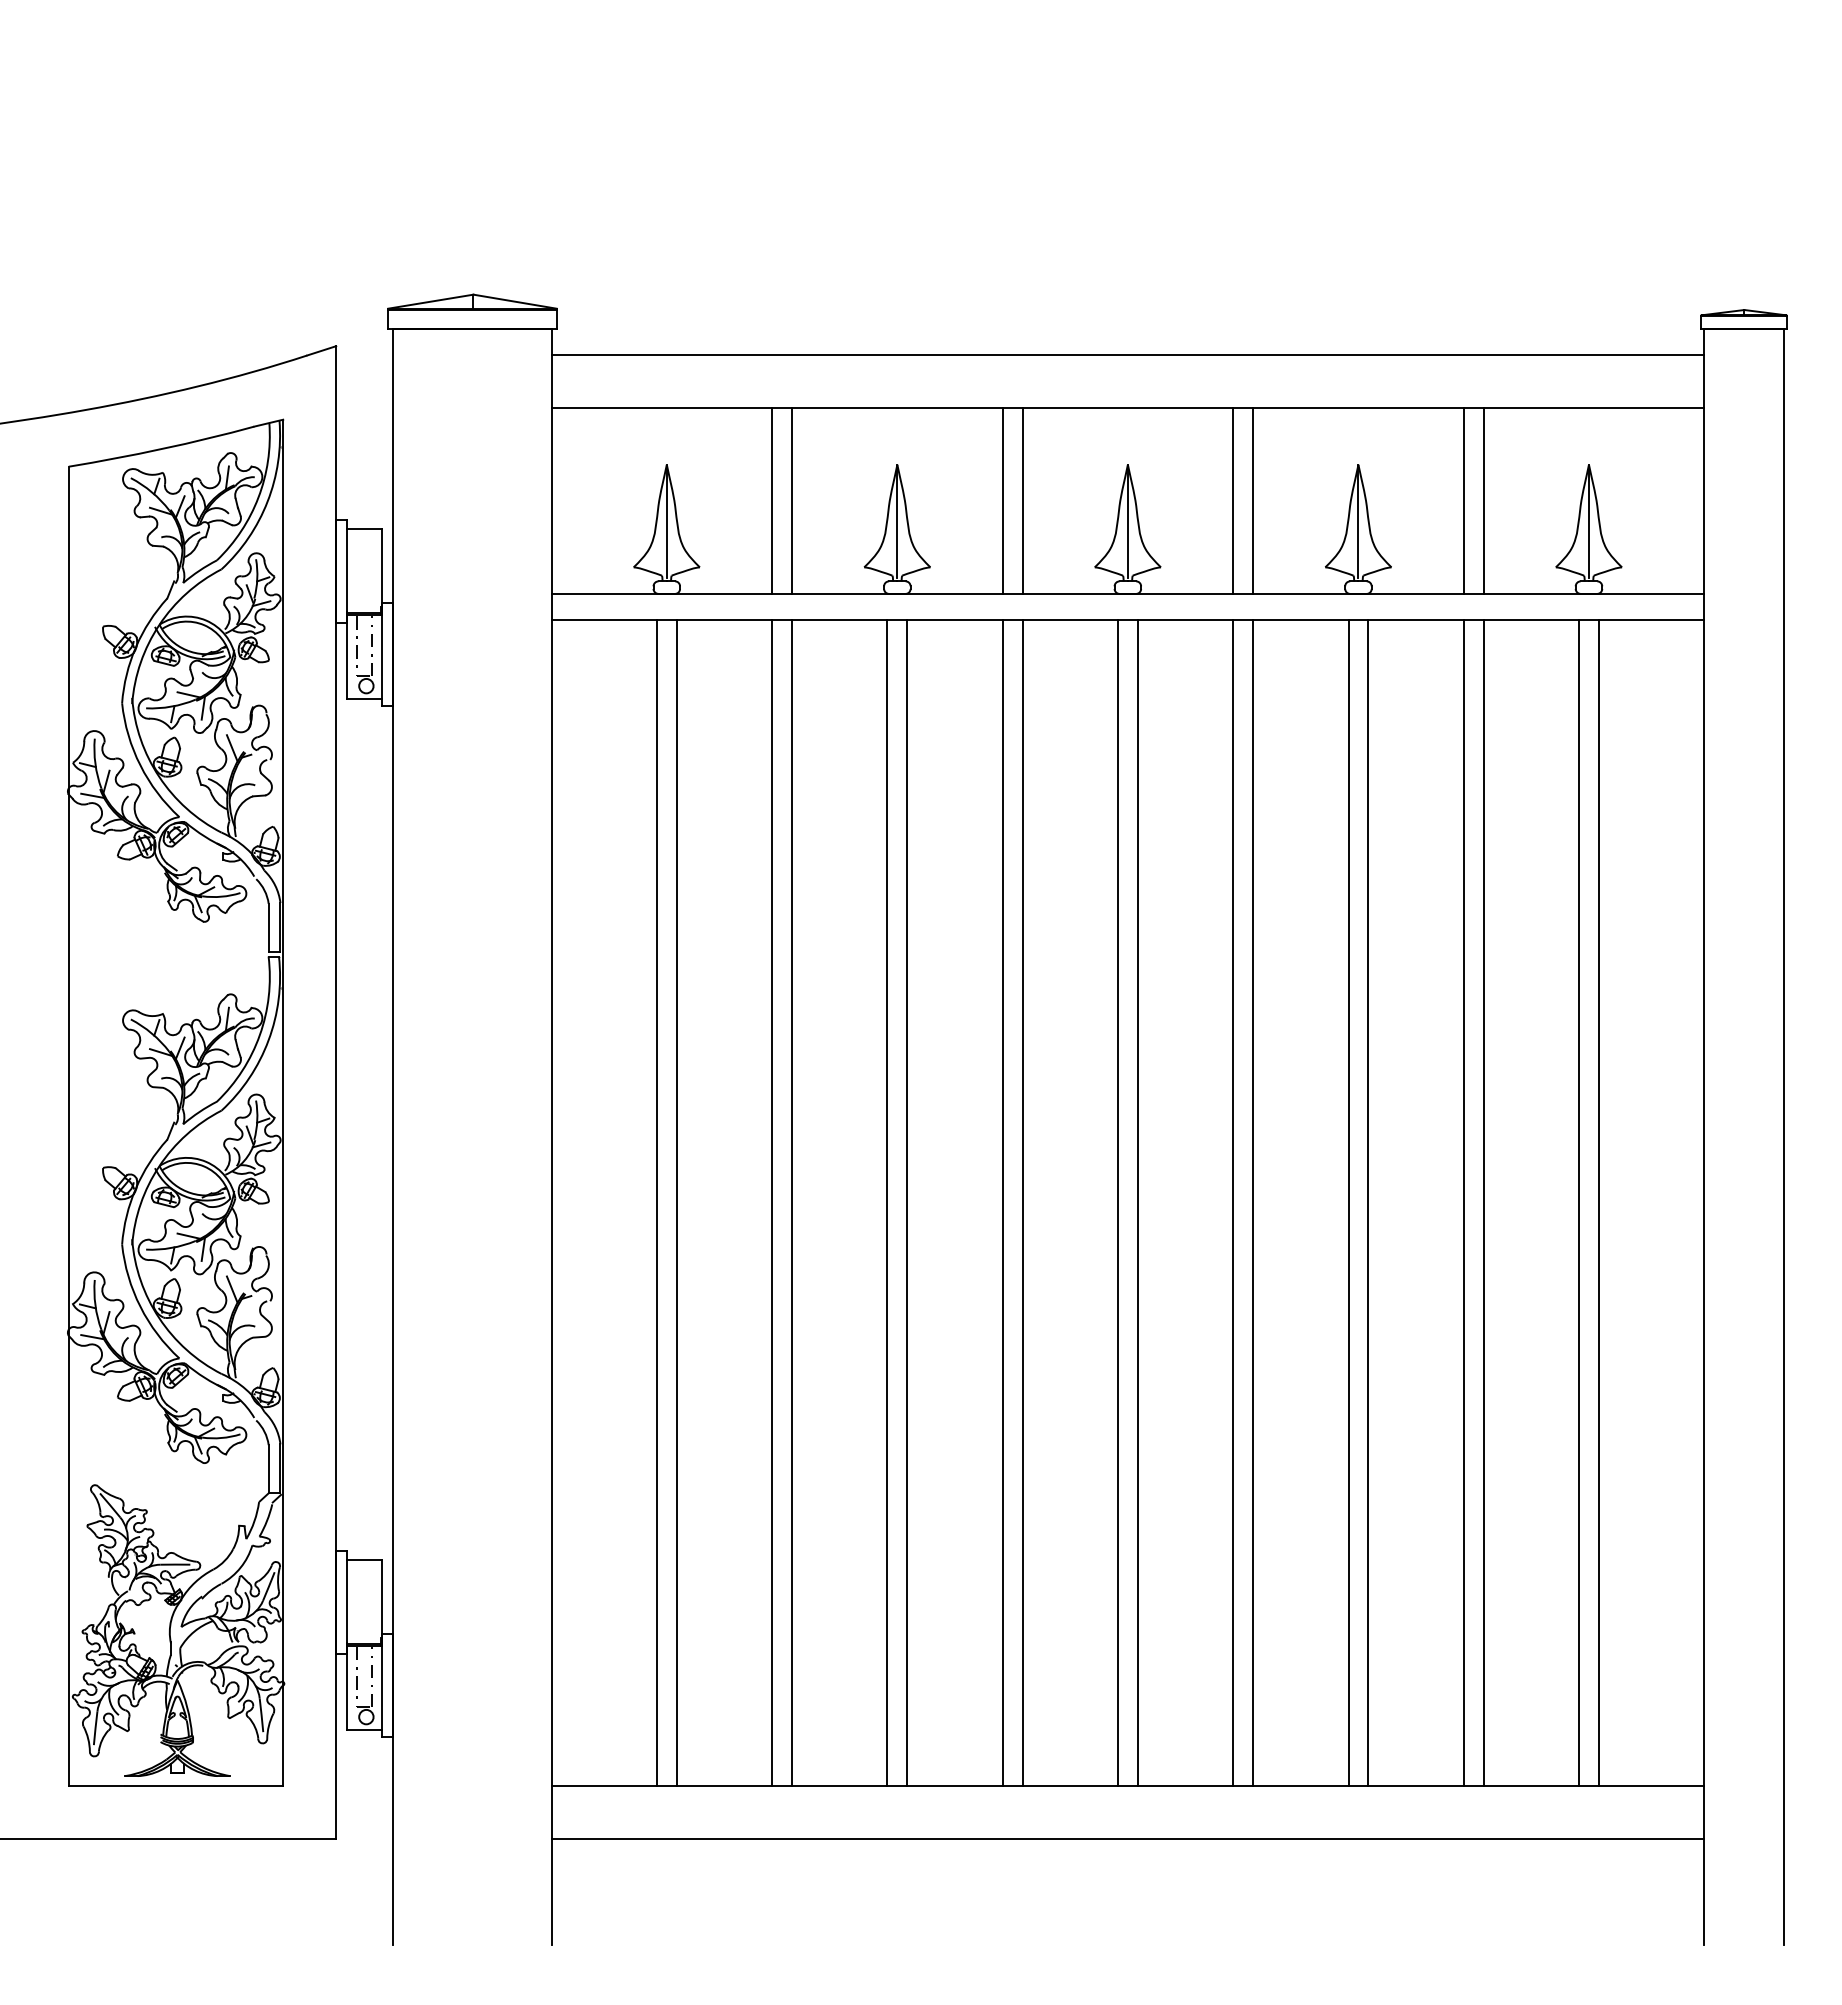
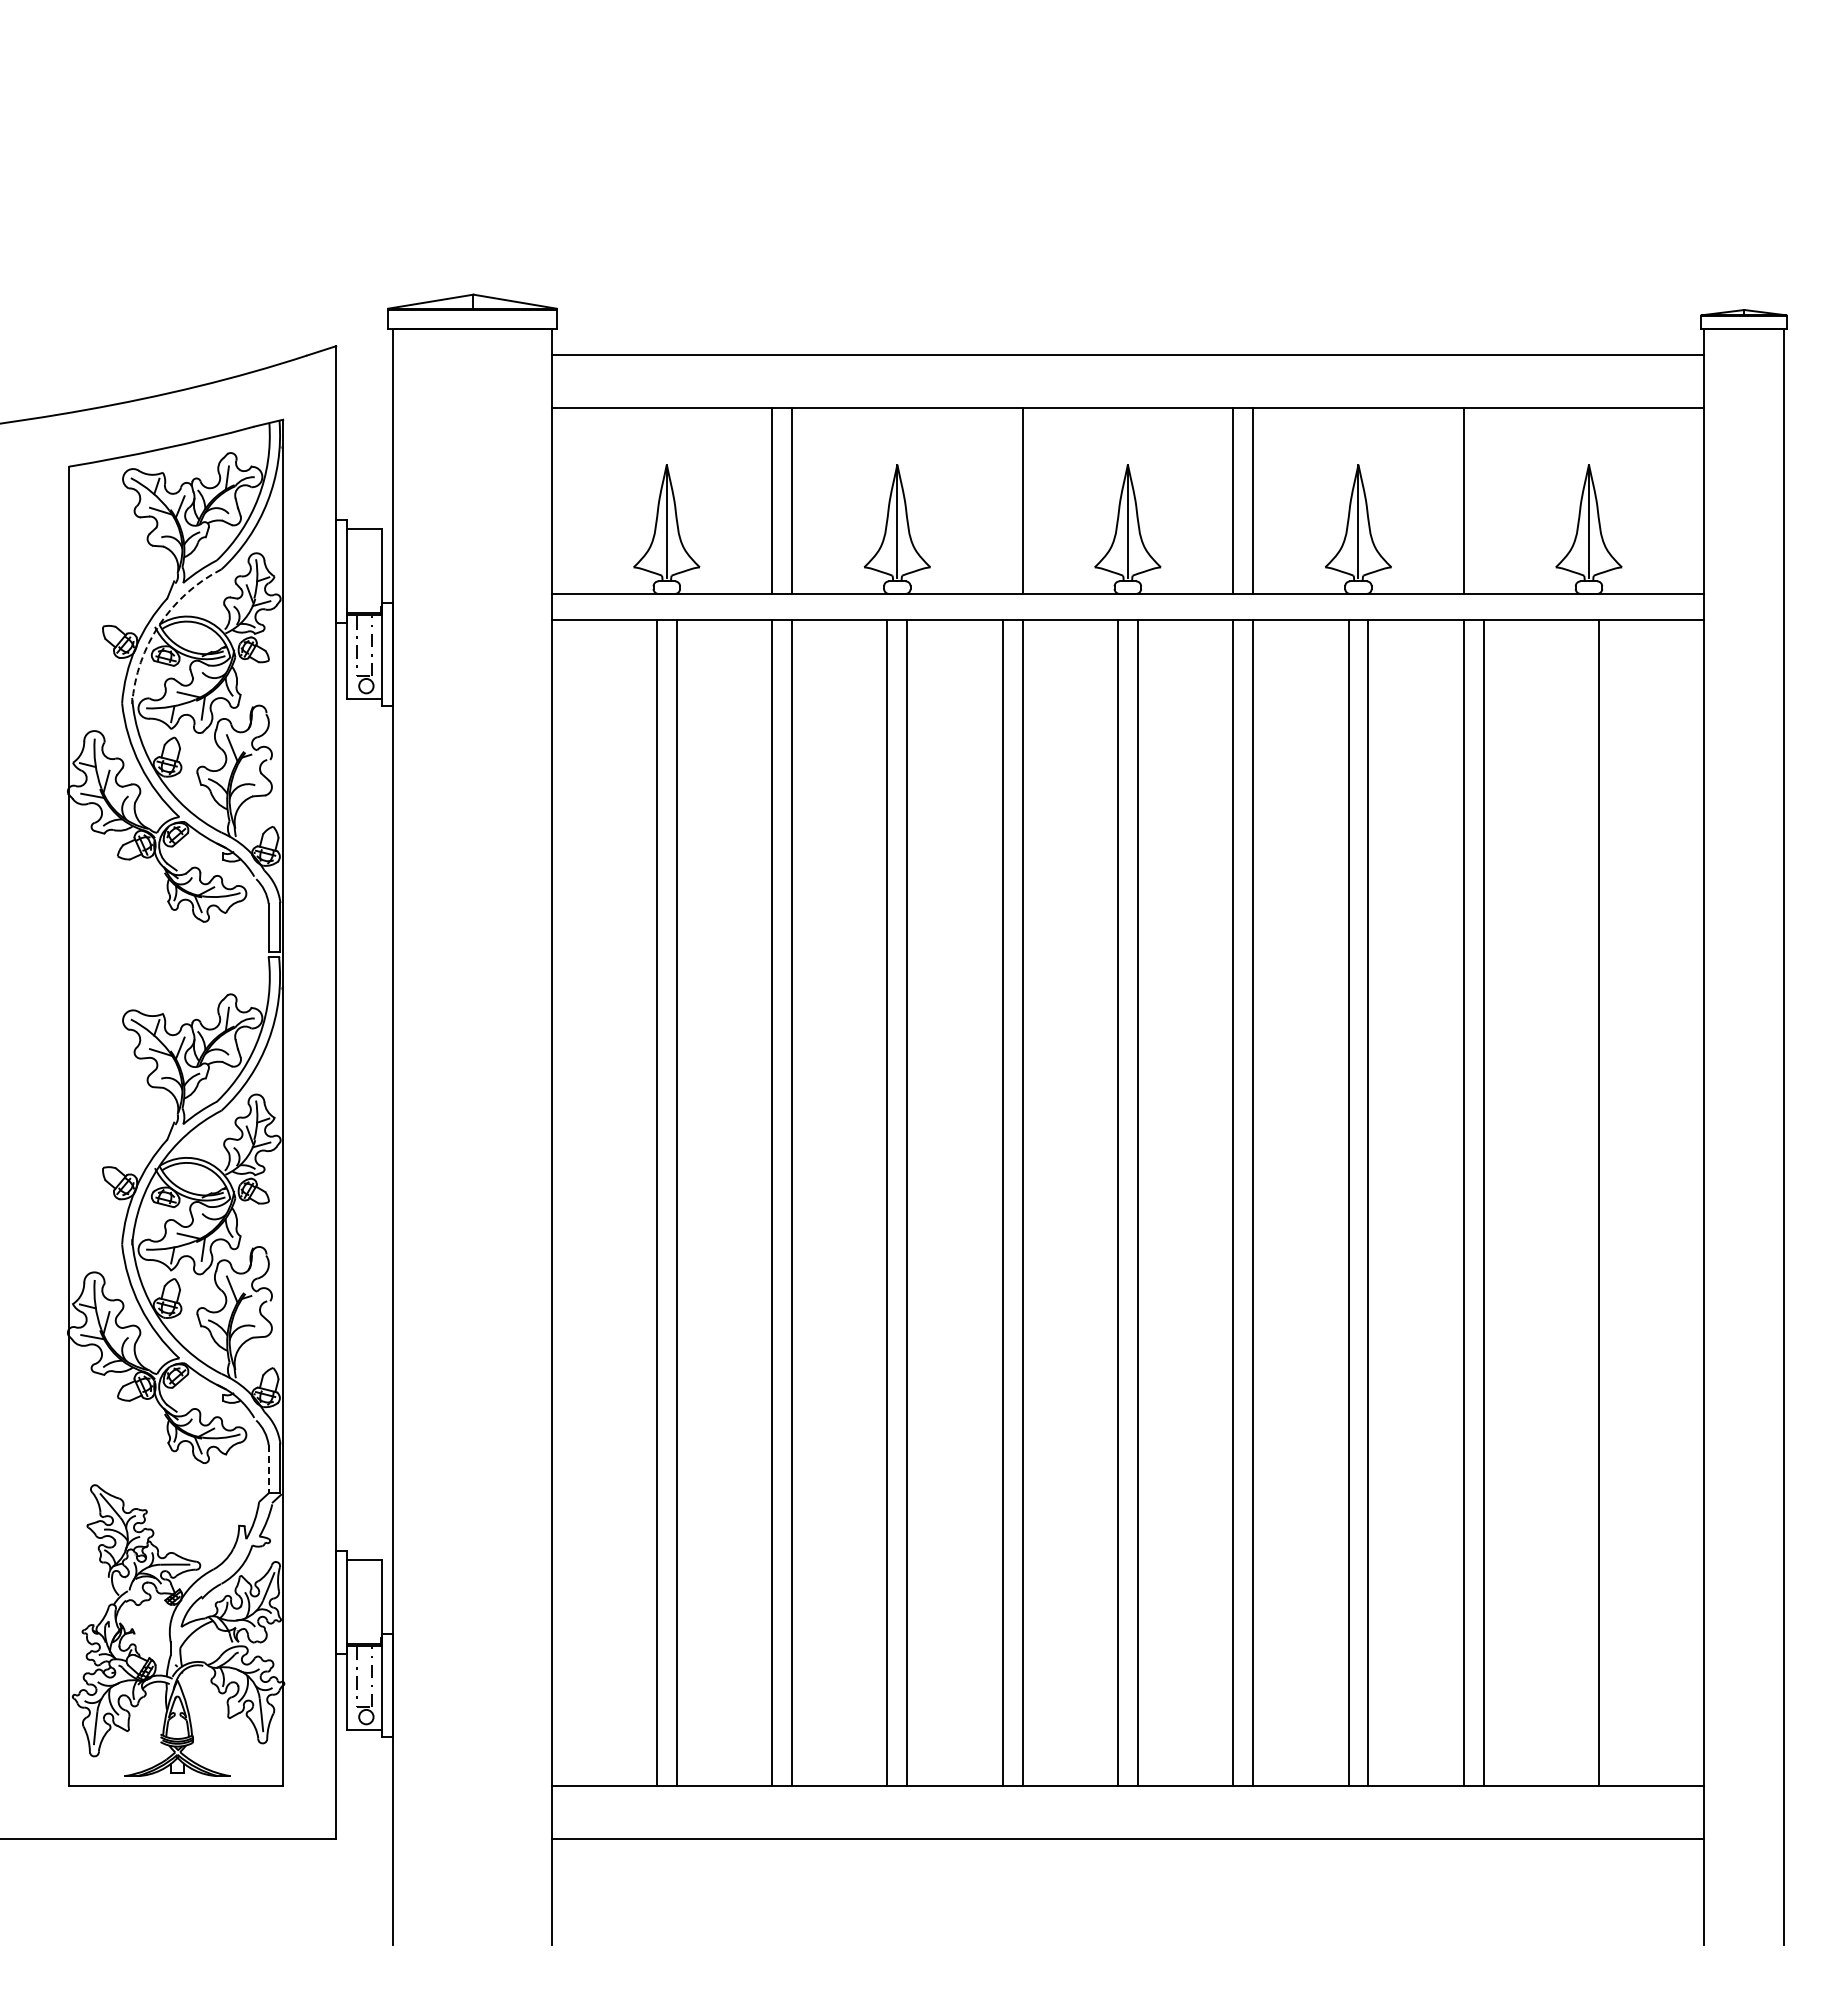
line: present -> none (1002, 500)
line: present -> none (1483, 500)
arc: solid -> dashed (159, 625)
line: present -> none (1579, 1202)
line: solid -> dashed (268, 1469)
